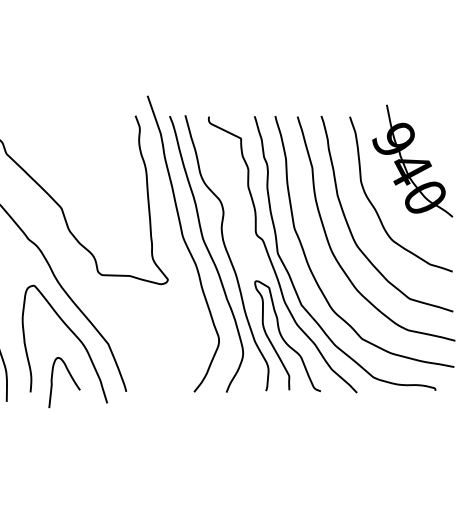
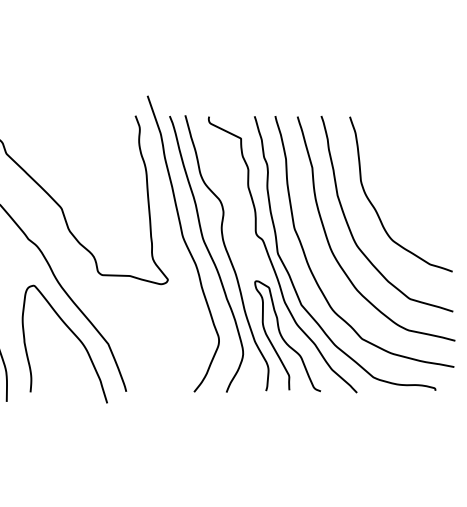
part: present -> none (412, 160)
curve: present -> none (71, 378)
